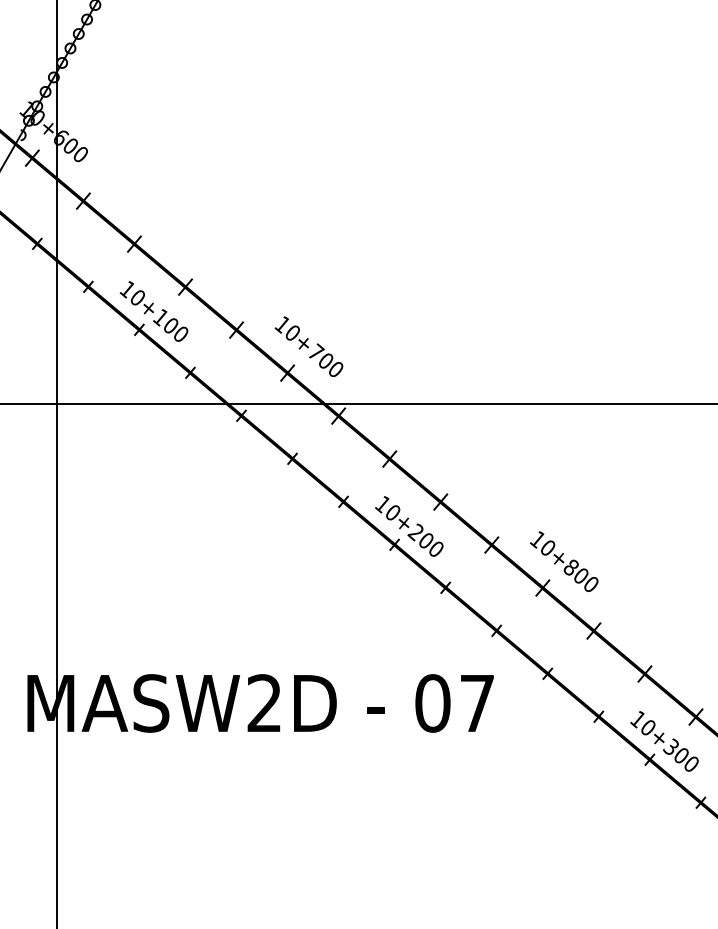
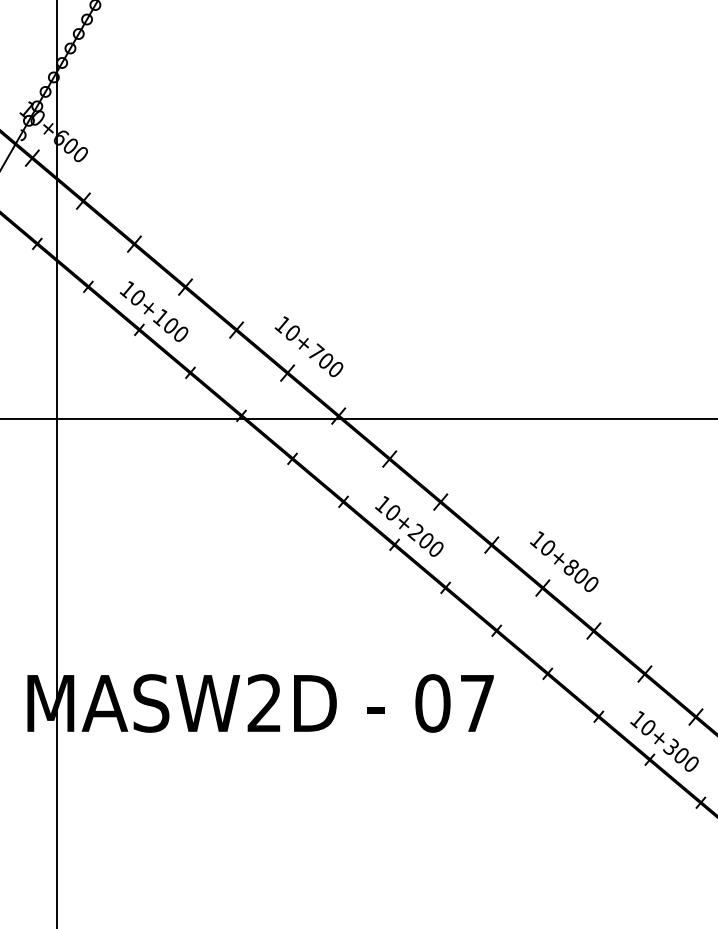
line position: (358, 403) -> (358, 418) (358, 418)
